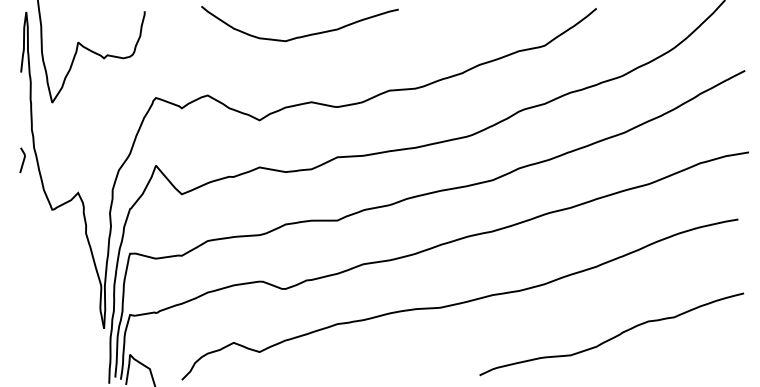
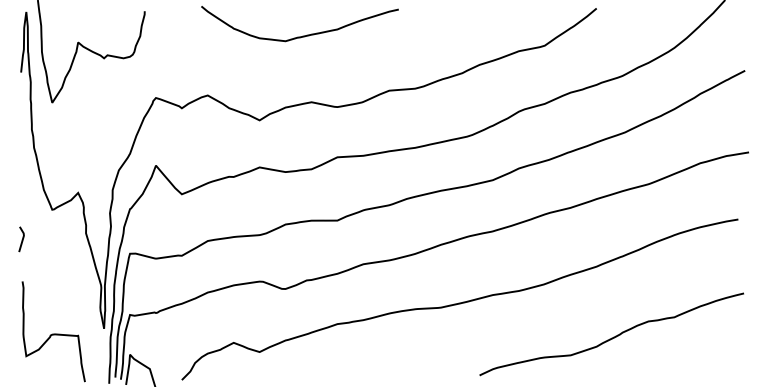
line position: (22, 160) -> (21, 239) (21, 239)
curve: none -> present (53, 333)
